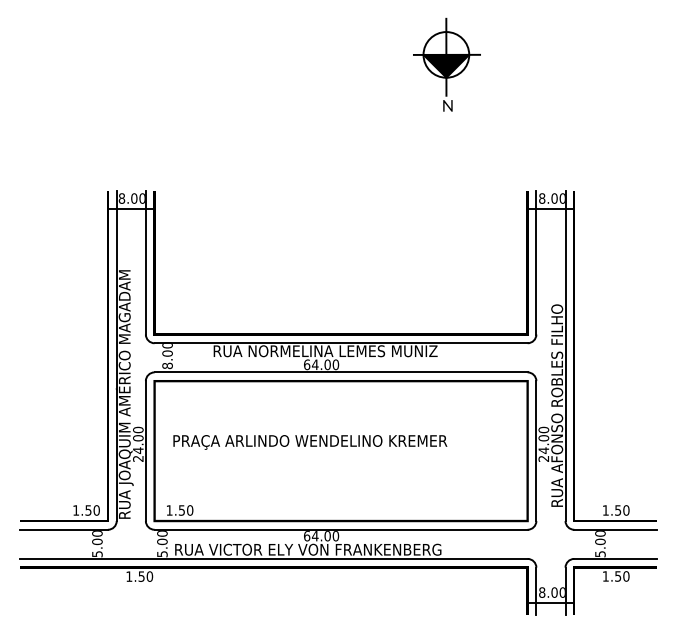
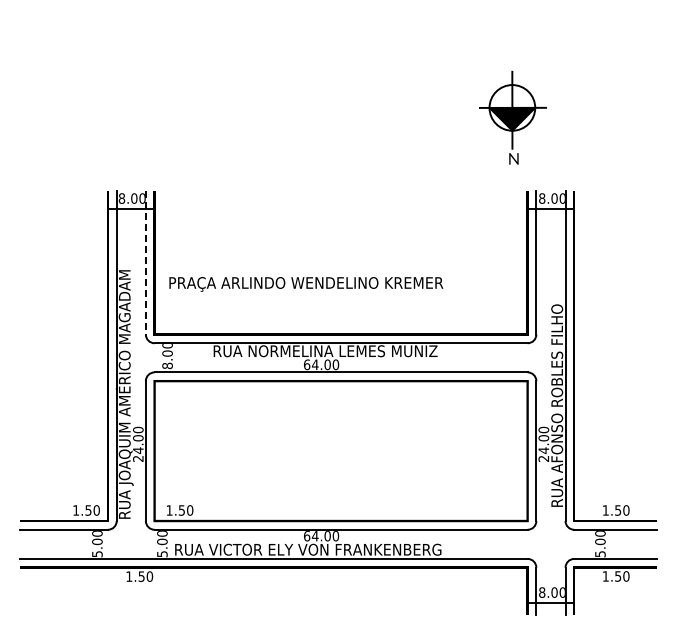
part position: (446, 64) -> (512, 117) (512, 117)
line: solid -> dashed (145, 262)
text position: (310, 442) -> (306, 284) (306, 284)
